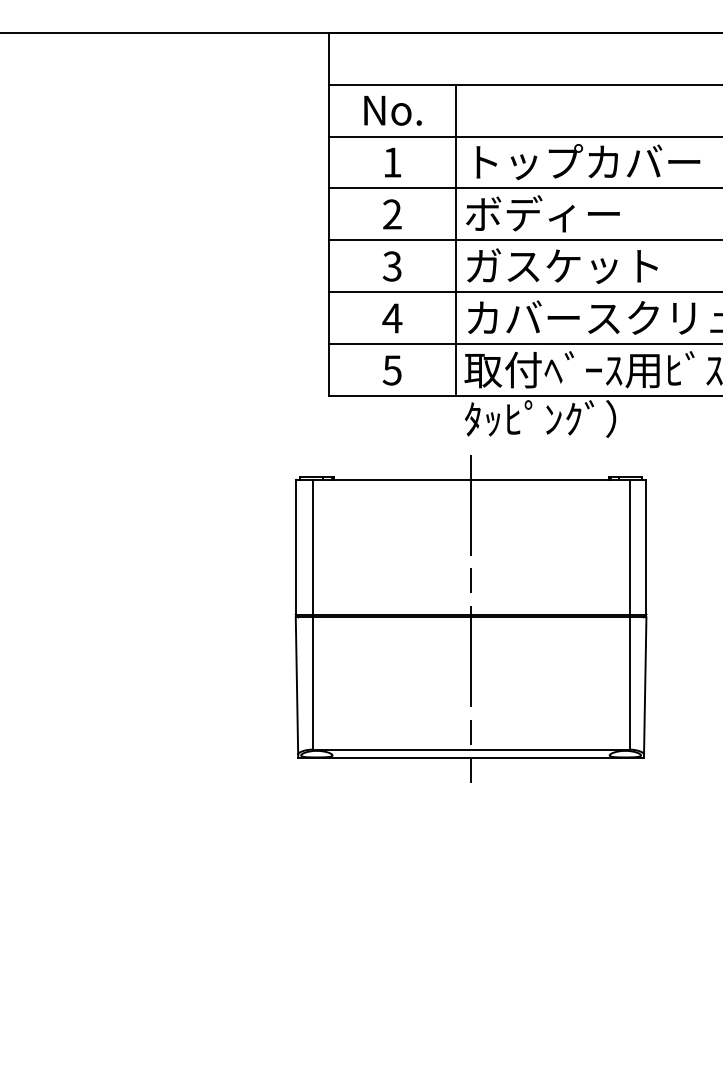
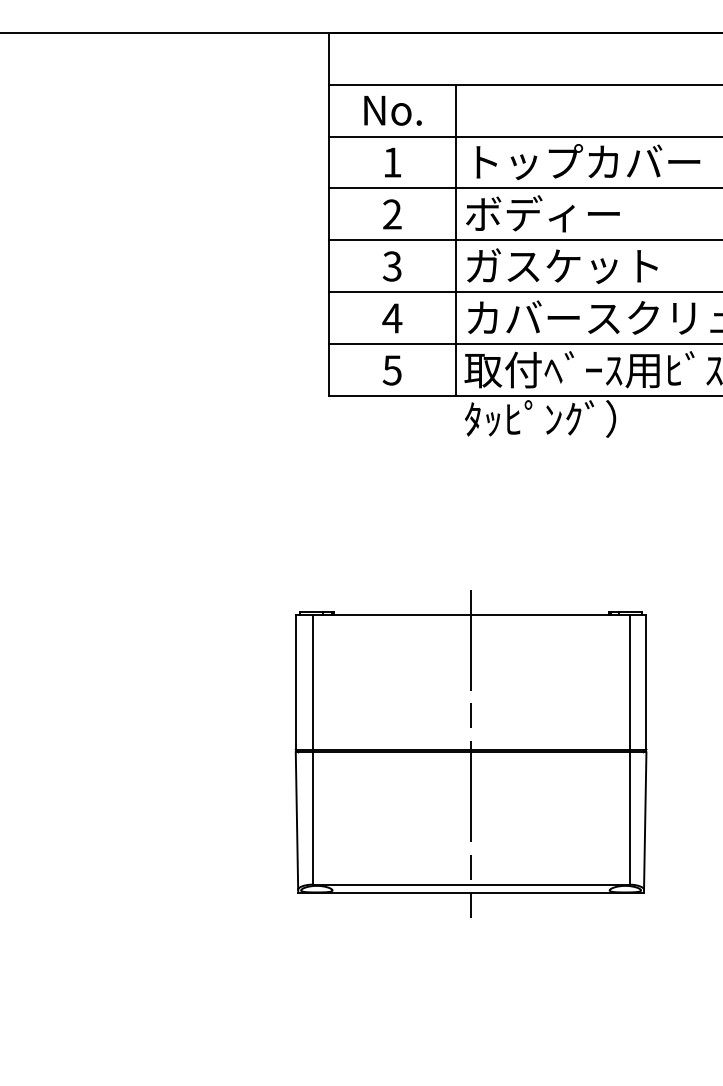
part position: (470, 618) -> (470, 753) (470, 753)
